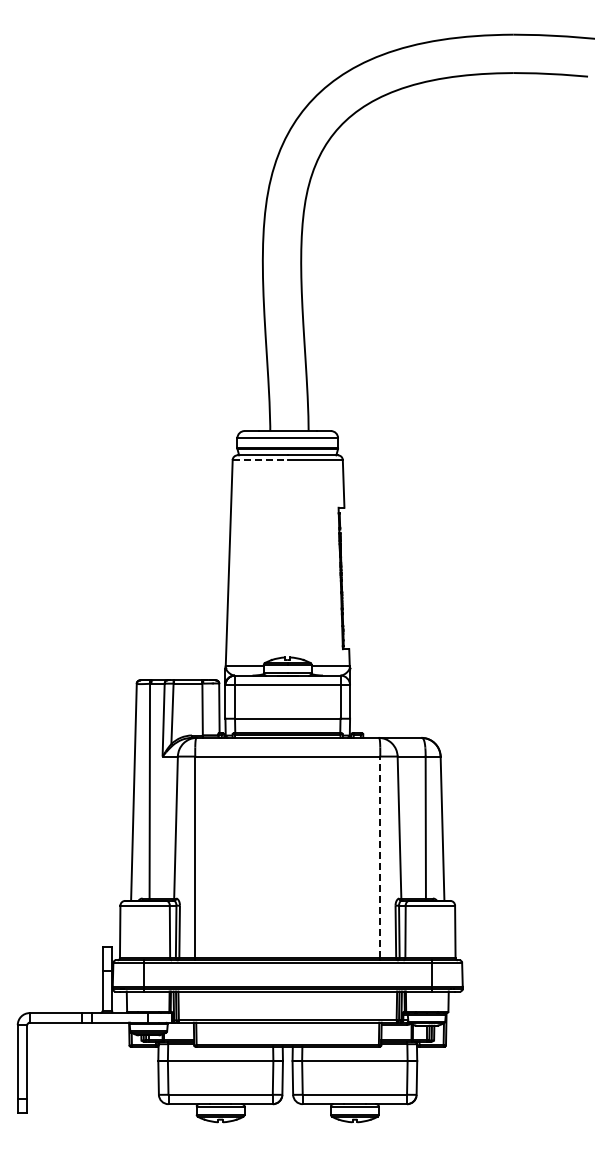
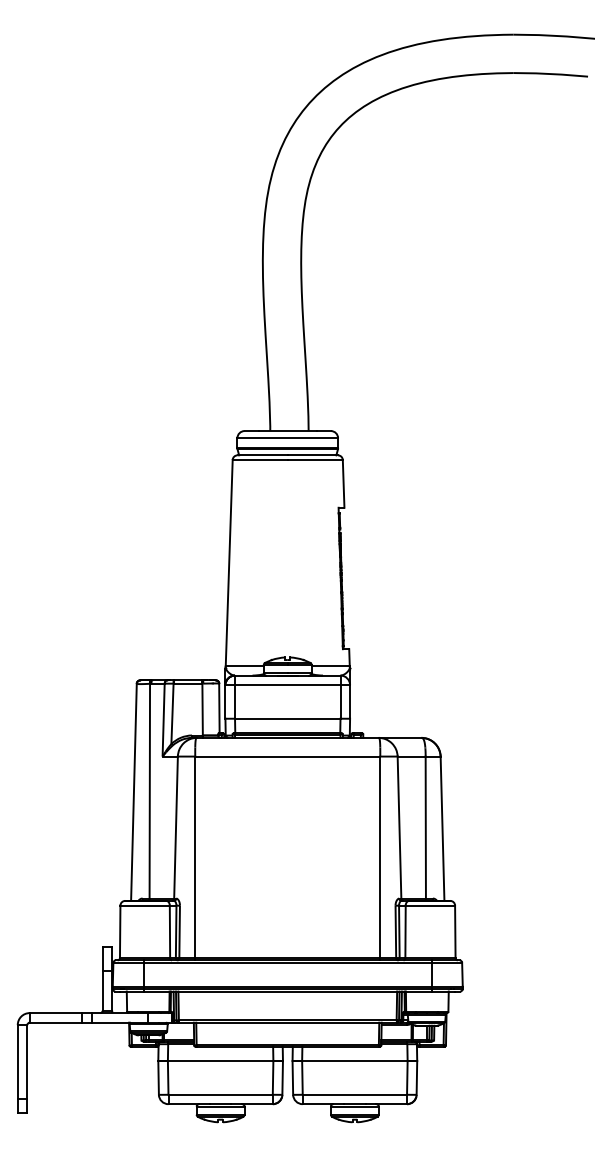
line: dashed -> solid (260, 460)
line: dashed -> solid (380, 857)
